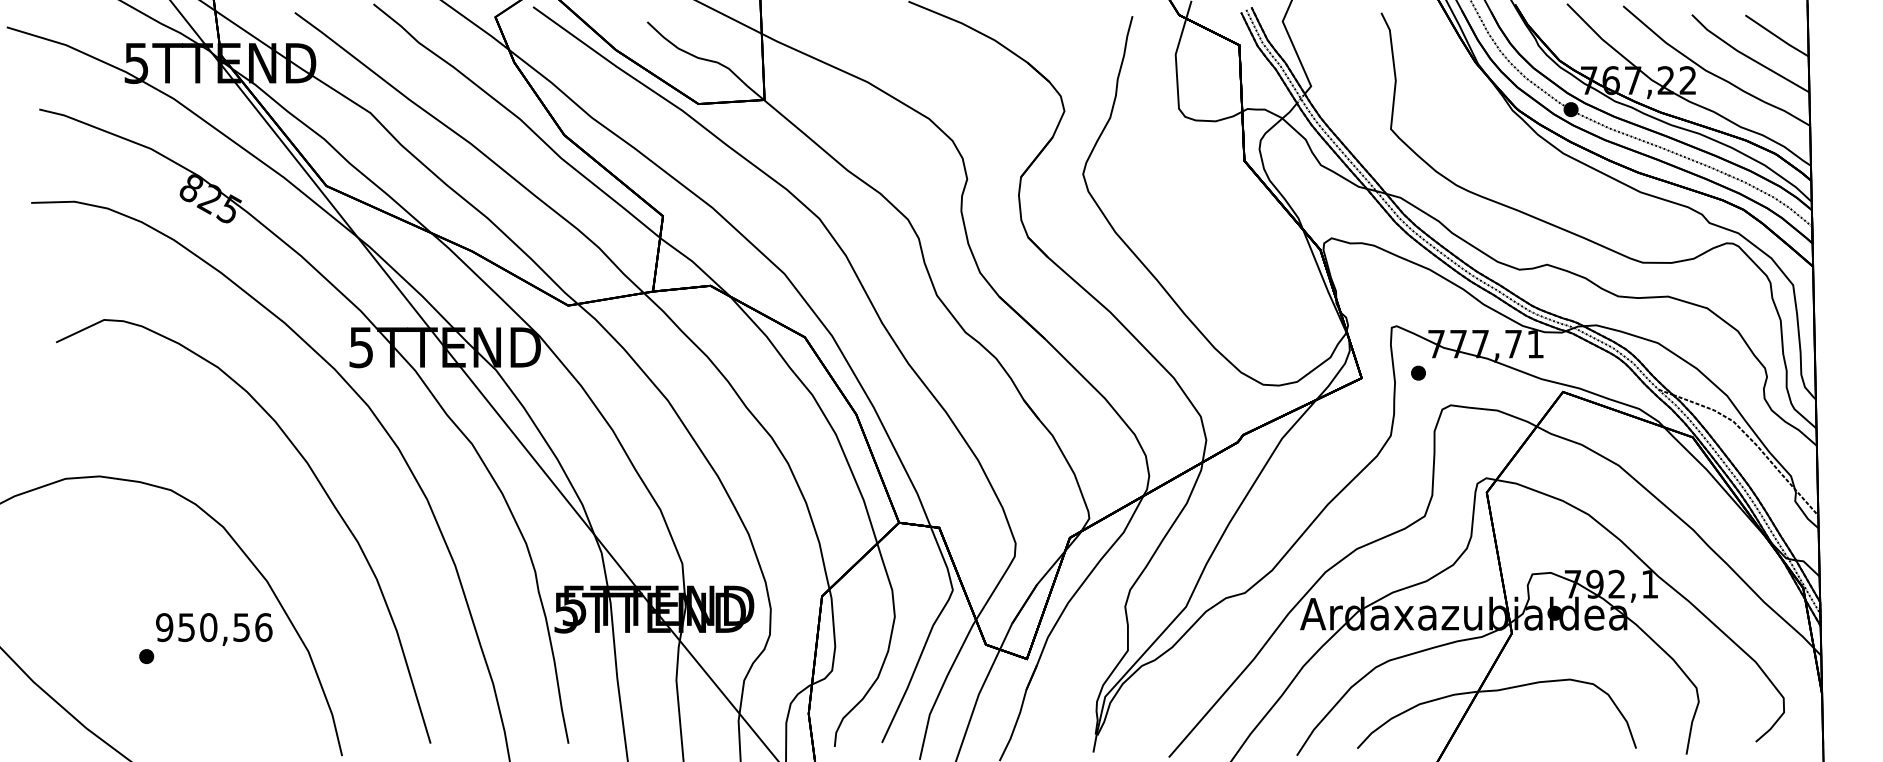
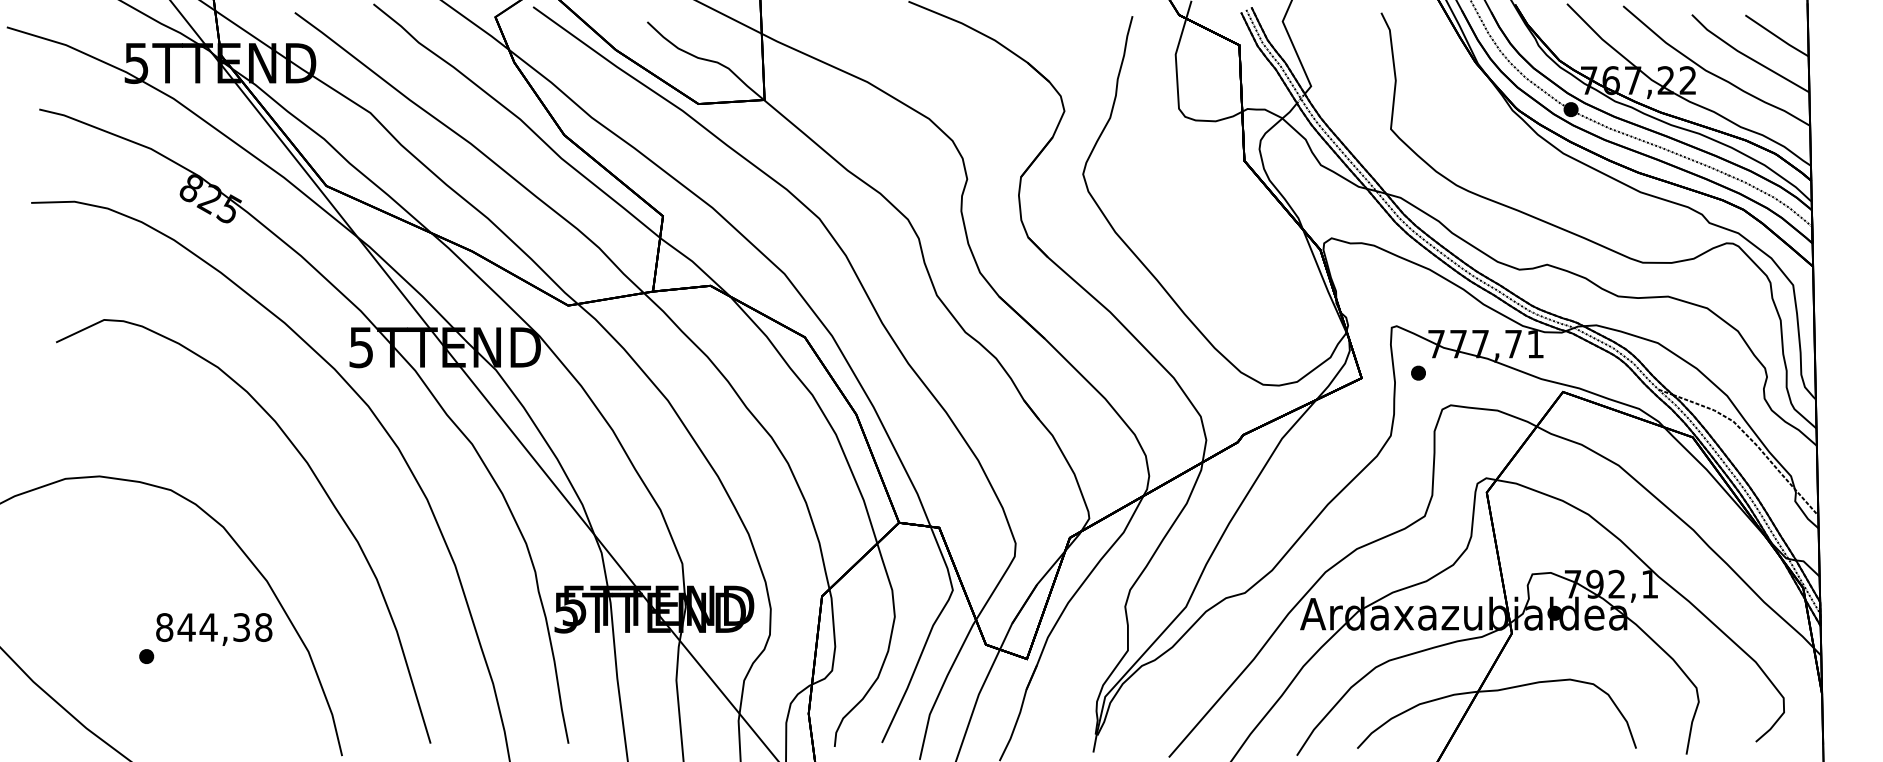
text: 950,56 -> 844,38 (214, 627)
